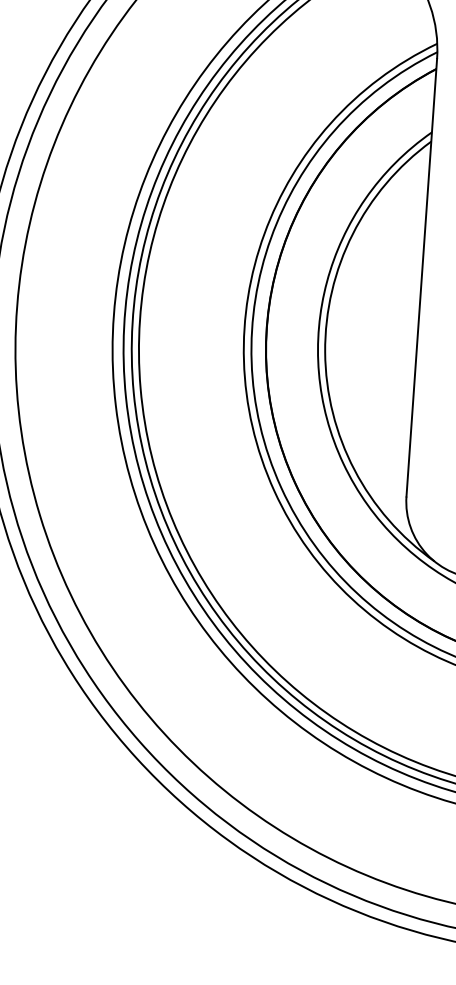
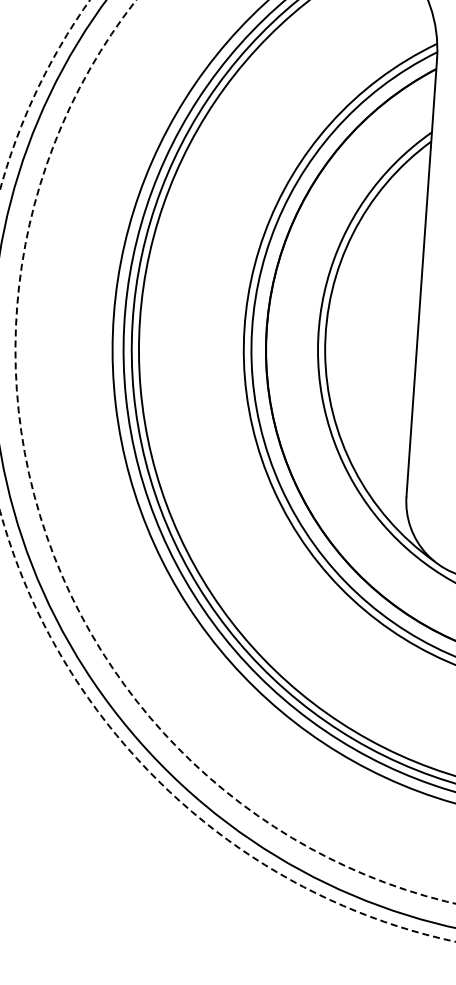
arc: solid -> dashed (48, 540)
arc: solid -> dashed (98, 711)
